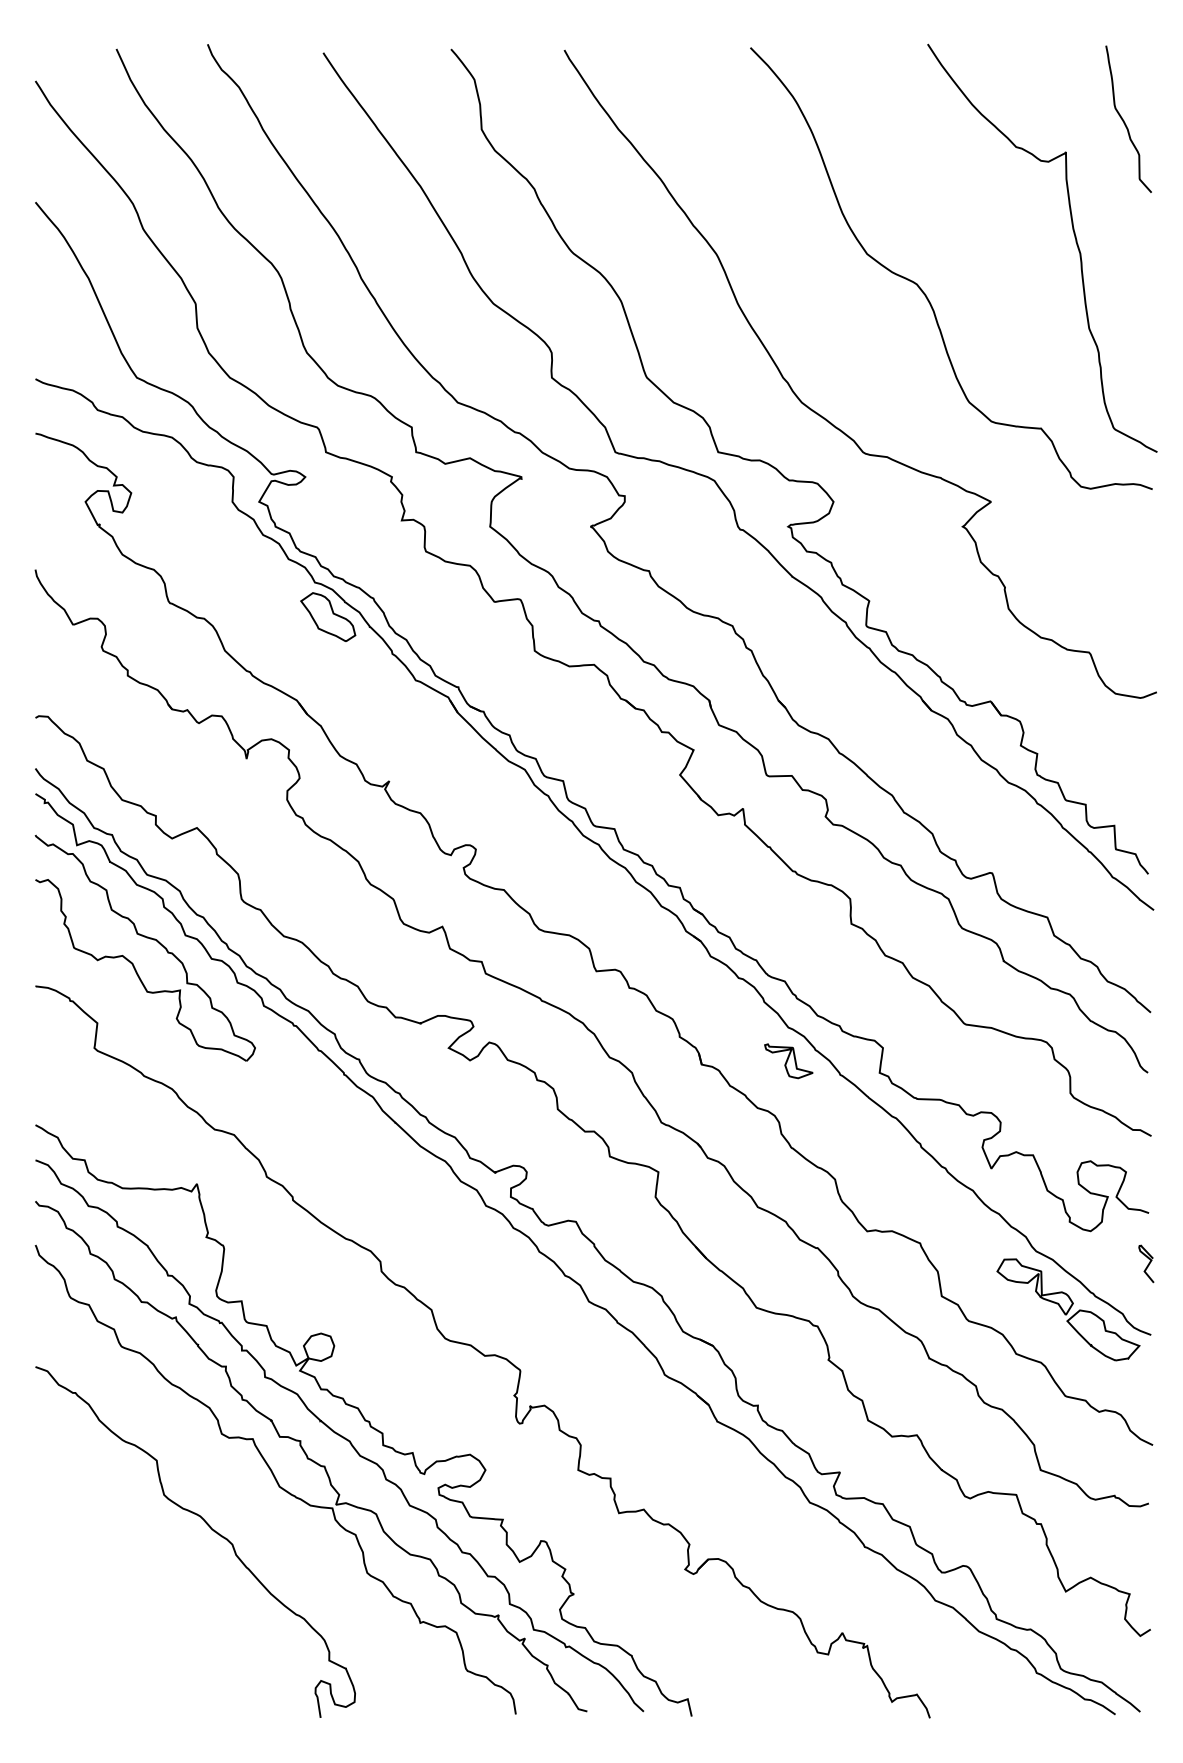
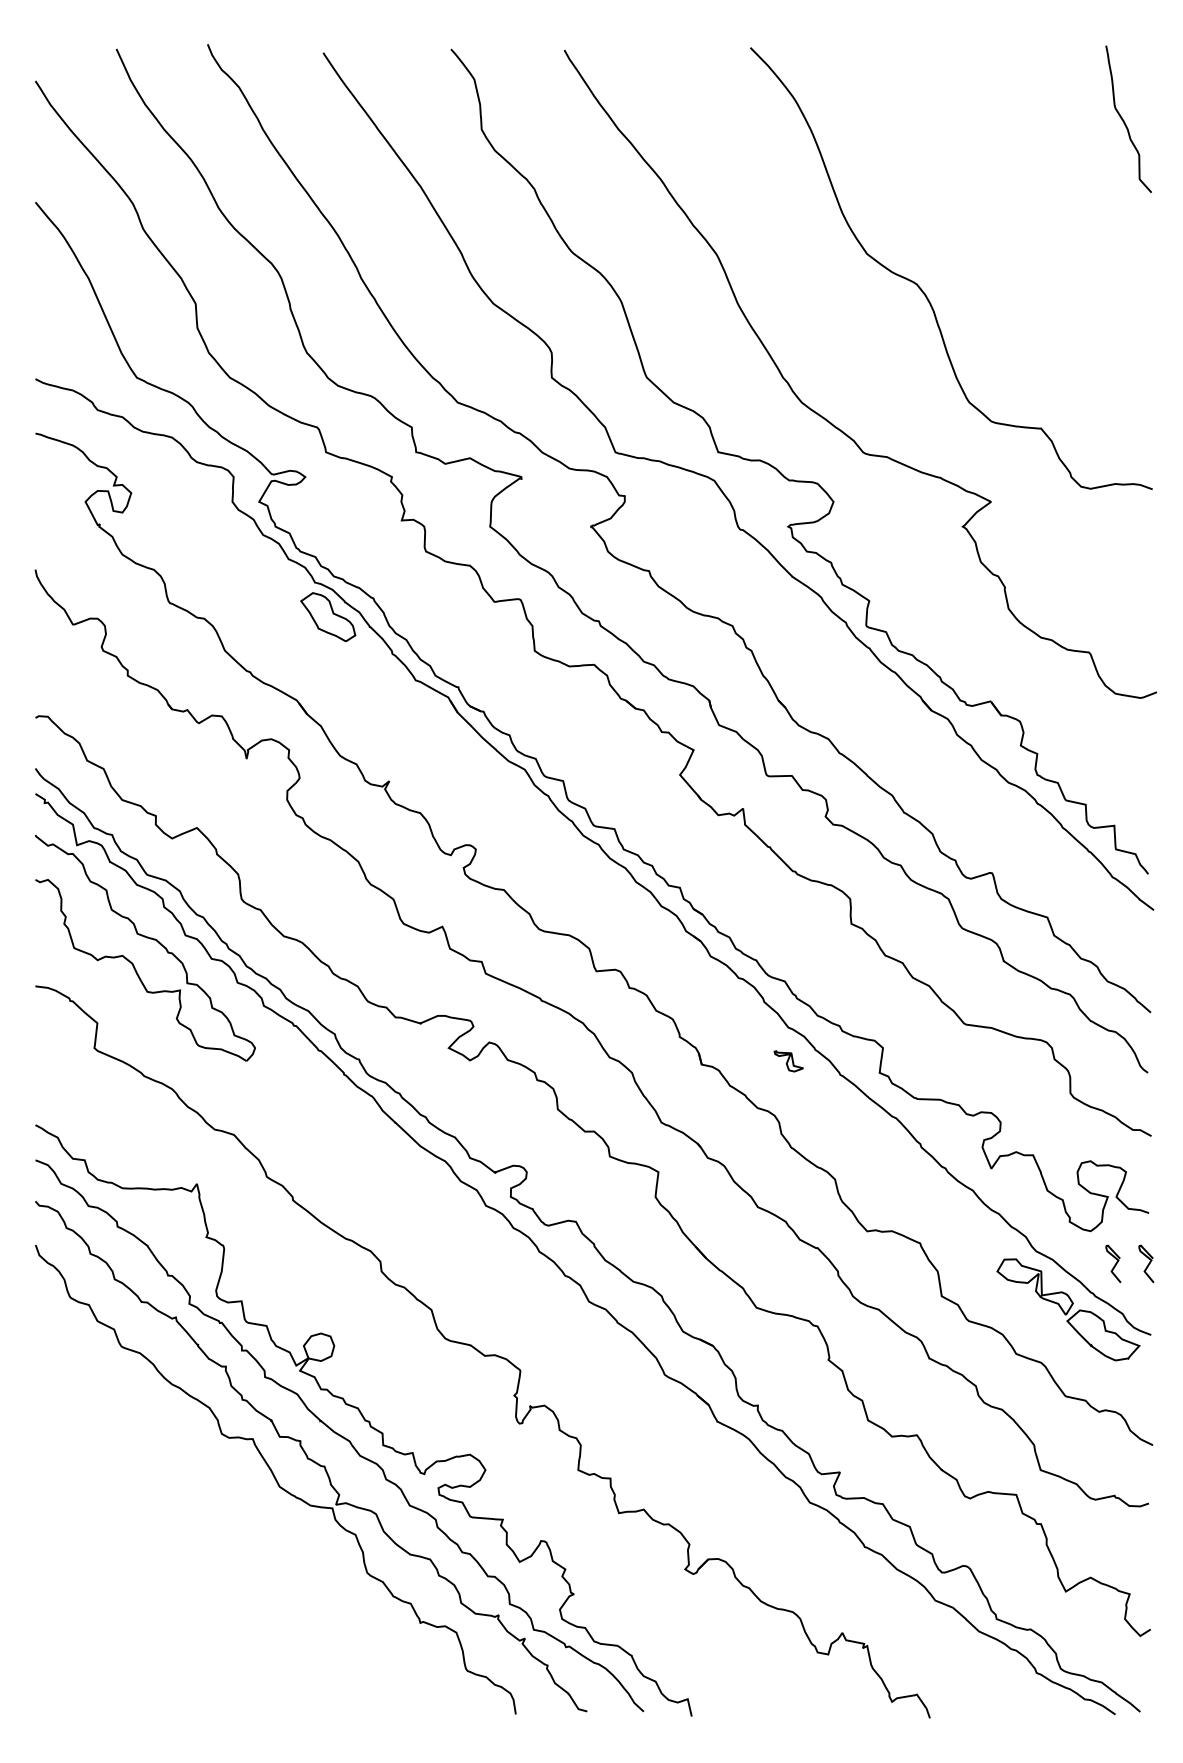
curve: present -> none (1075, 242)
part size: 50x37 px -> 31x23 px (788, 1061)
curve: none -> present (1114, 1264)
curve: present -> none (209, 1527)
